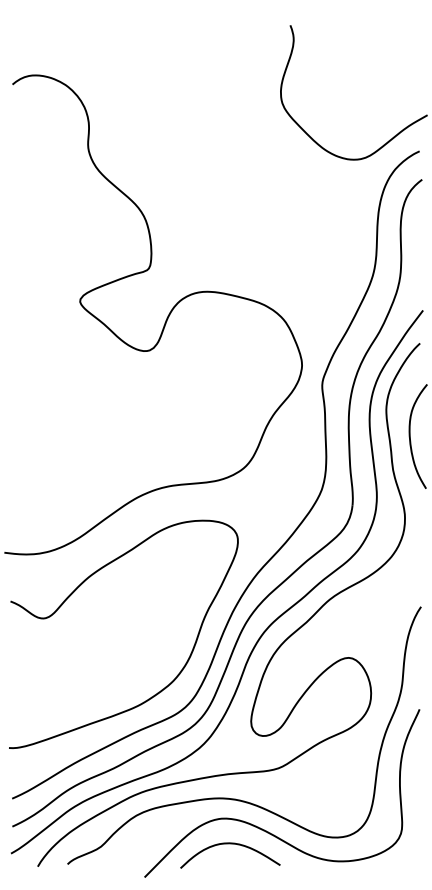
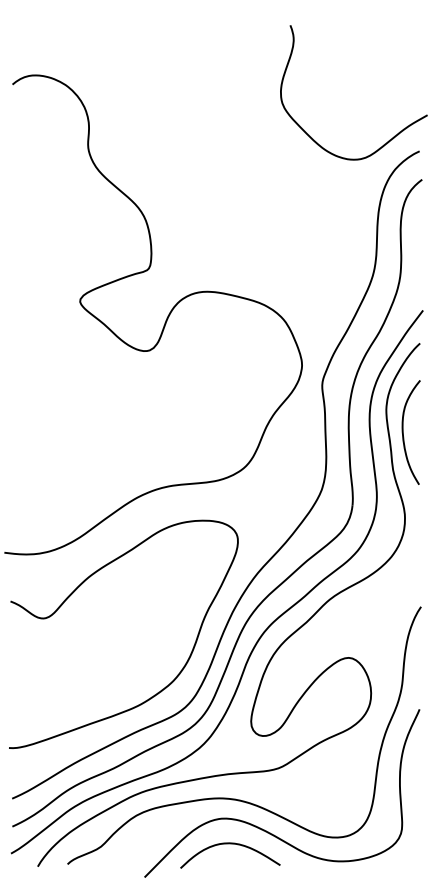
curve position: (410, 436) -> (403, 432) (403, 432)
